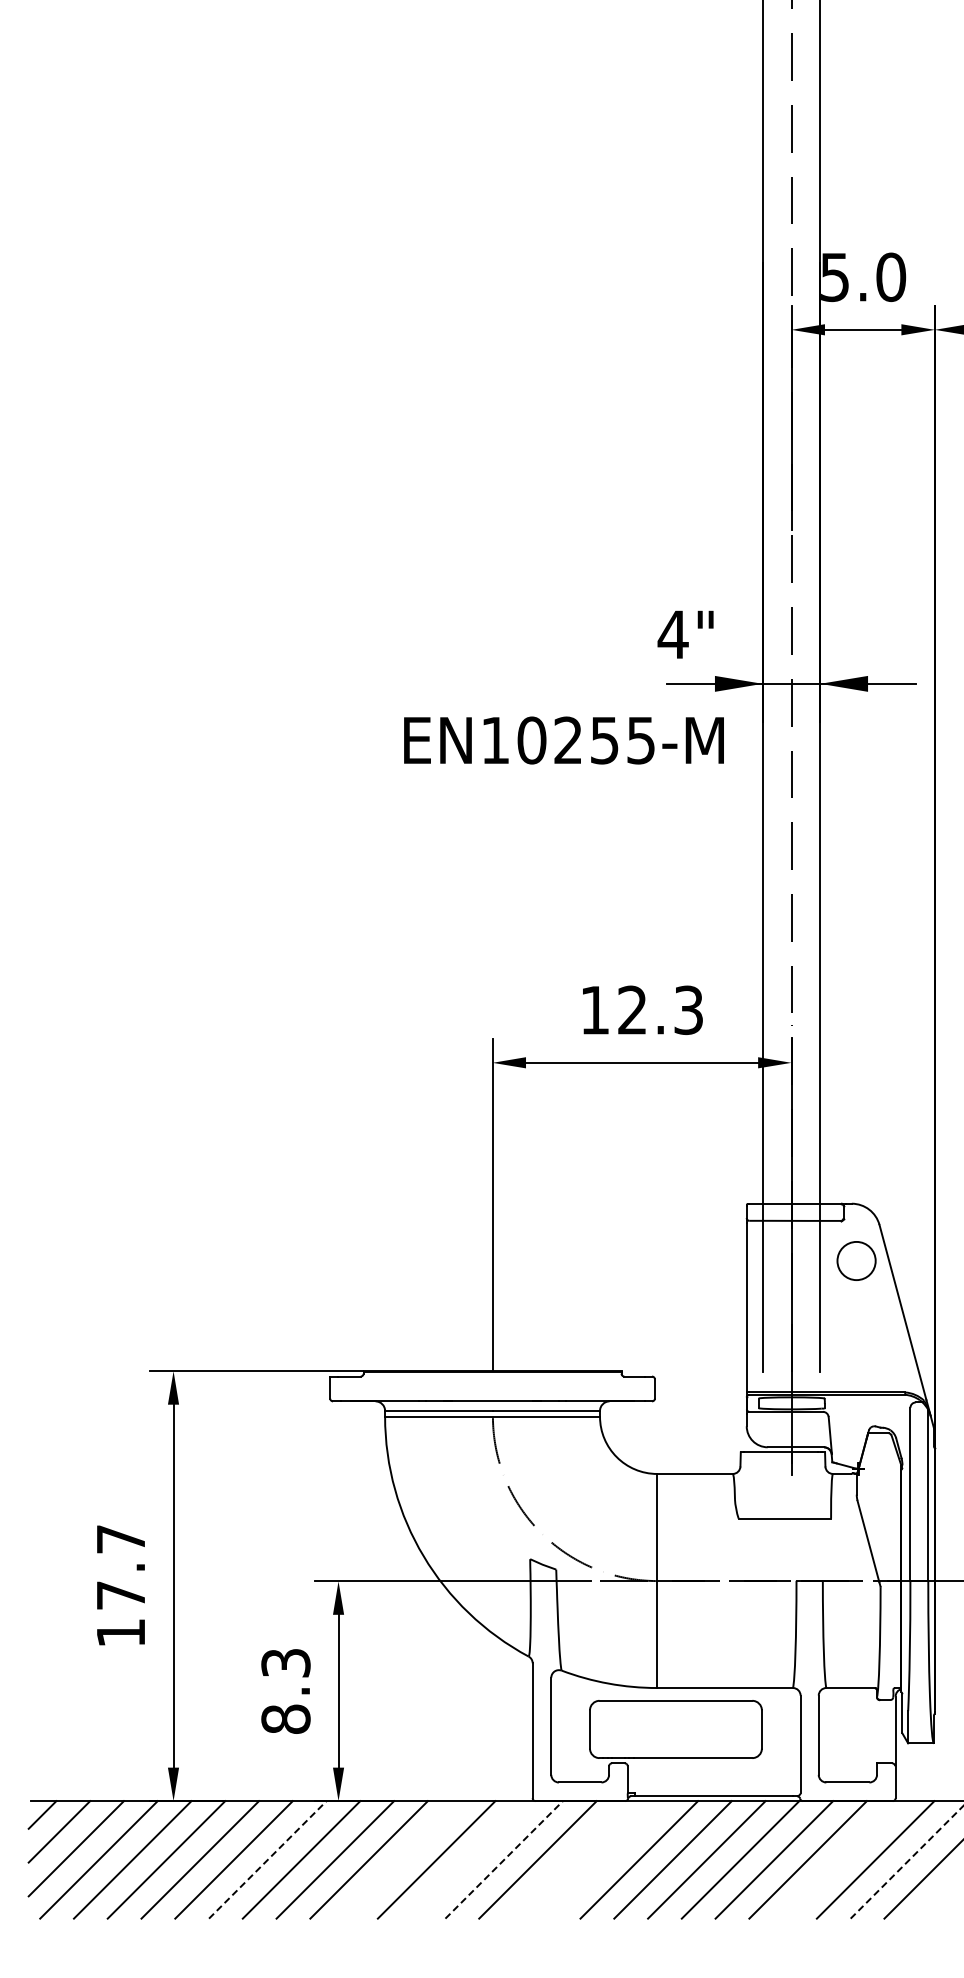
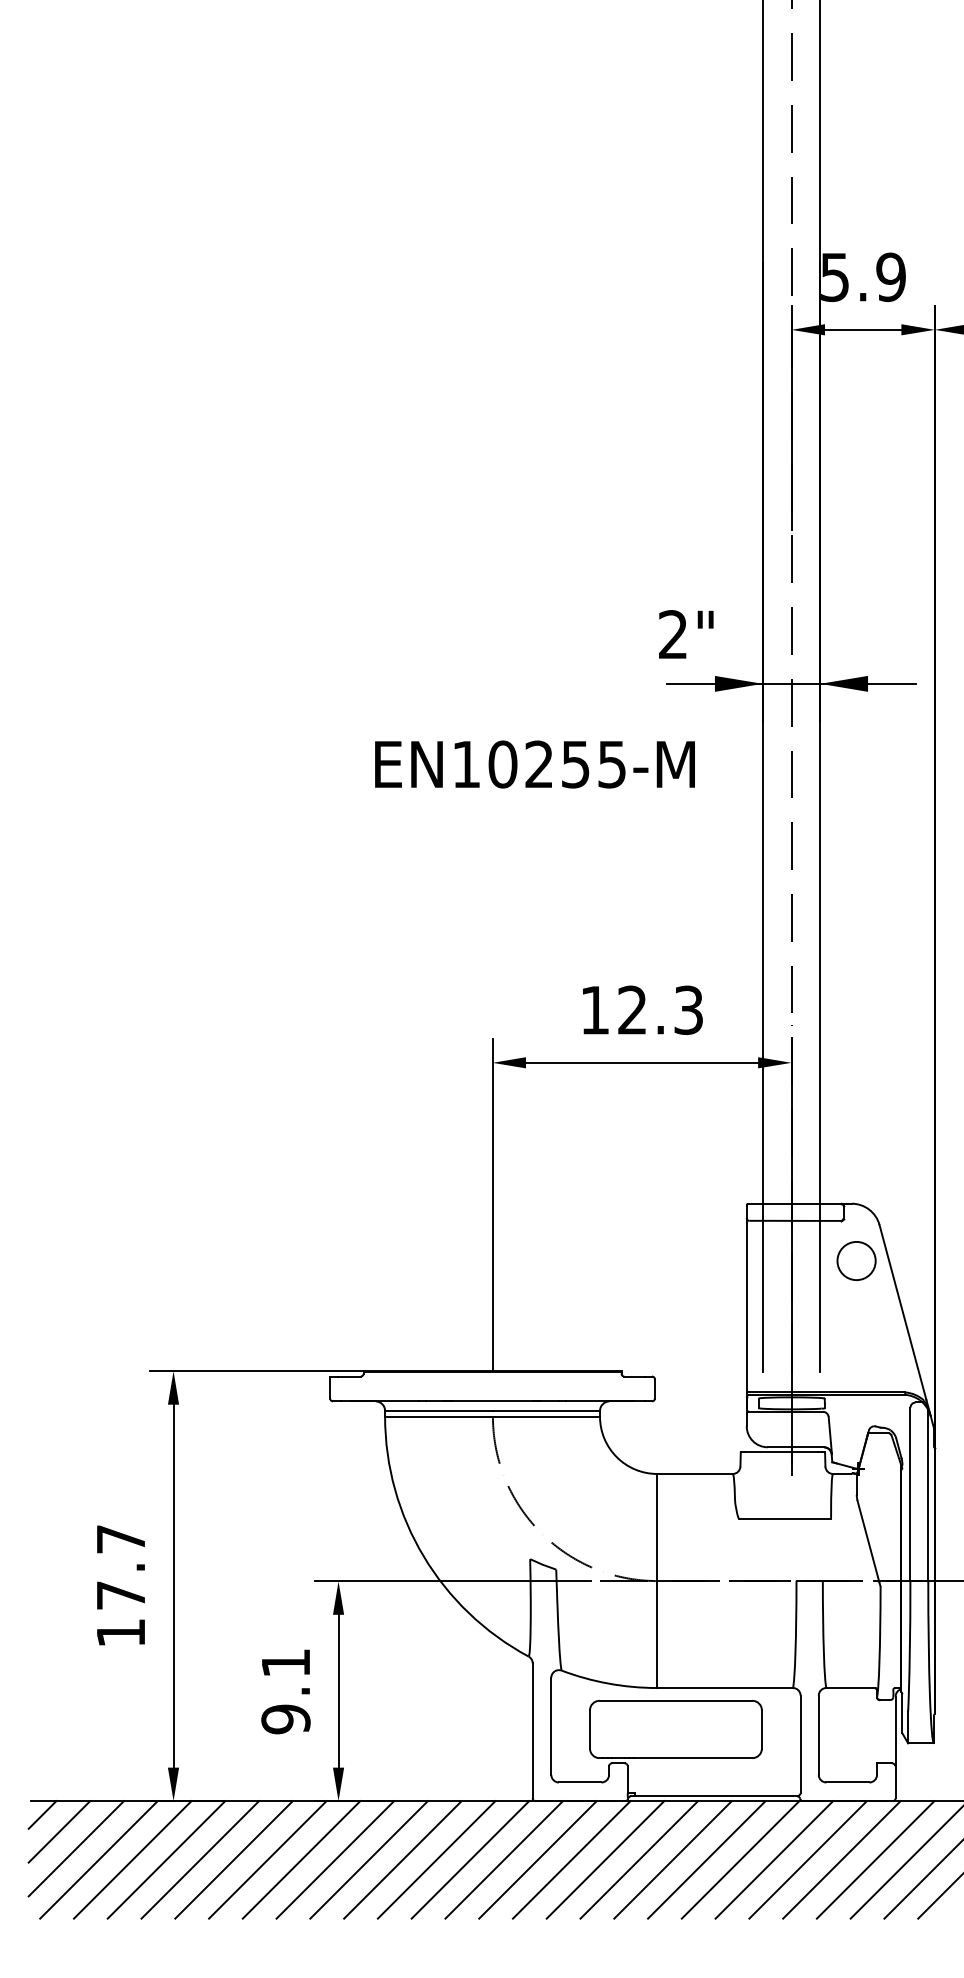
text: 5.0 -> 5.9 (891, 277)
text: 4" -> 2" (672, 634)
text position: (563, 740) -> (534, 764) (534, 764)
text: 8.3 -> 9.1 (285, 1691)
line: dashed -> solid (268, 1859)
line: none -> present (402, 1859)
line: none -> present (470, 1859)
line: dashed -> solid (504, 1859)
line: none -> present (571, 1859)
line: none -> present (605, 1859)
line: none -> present (841, 1859)
line: dashed -> solid (907, 1861)
line: none -> present (939, 1897)
